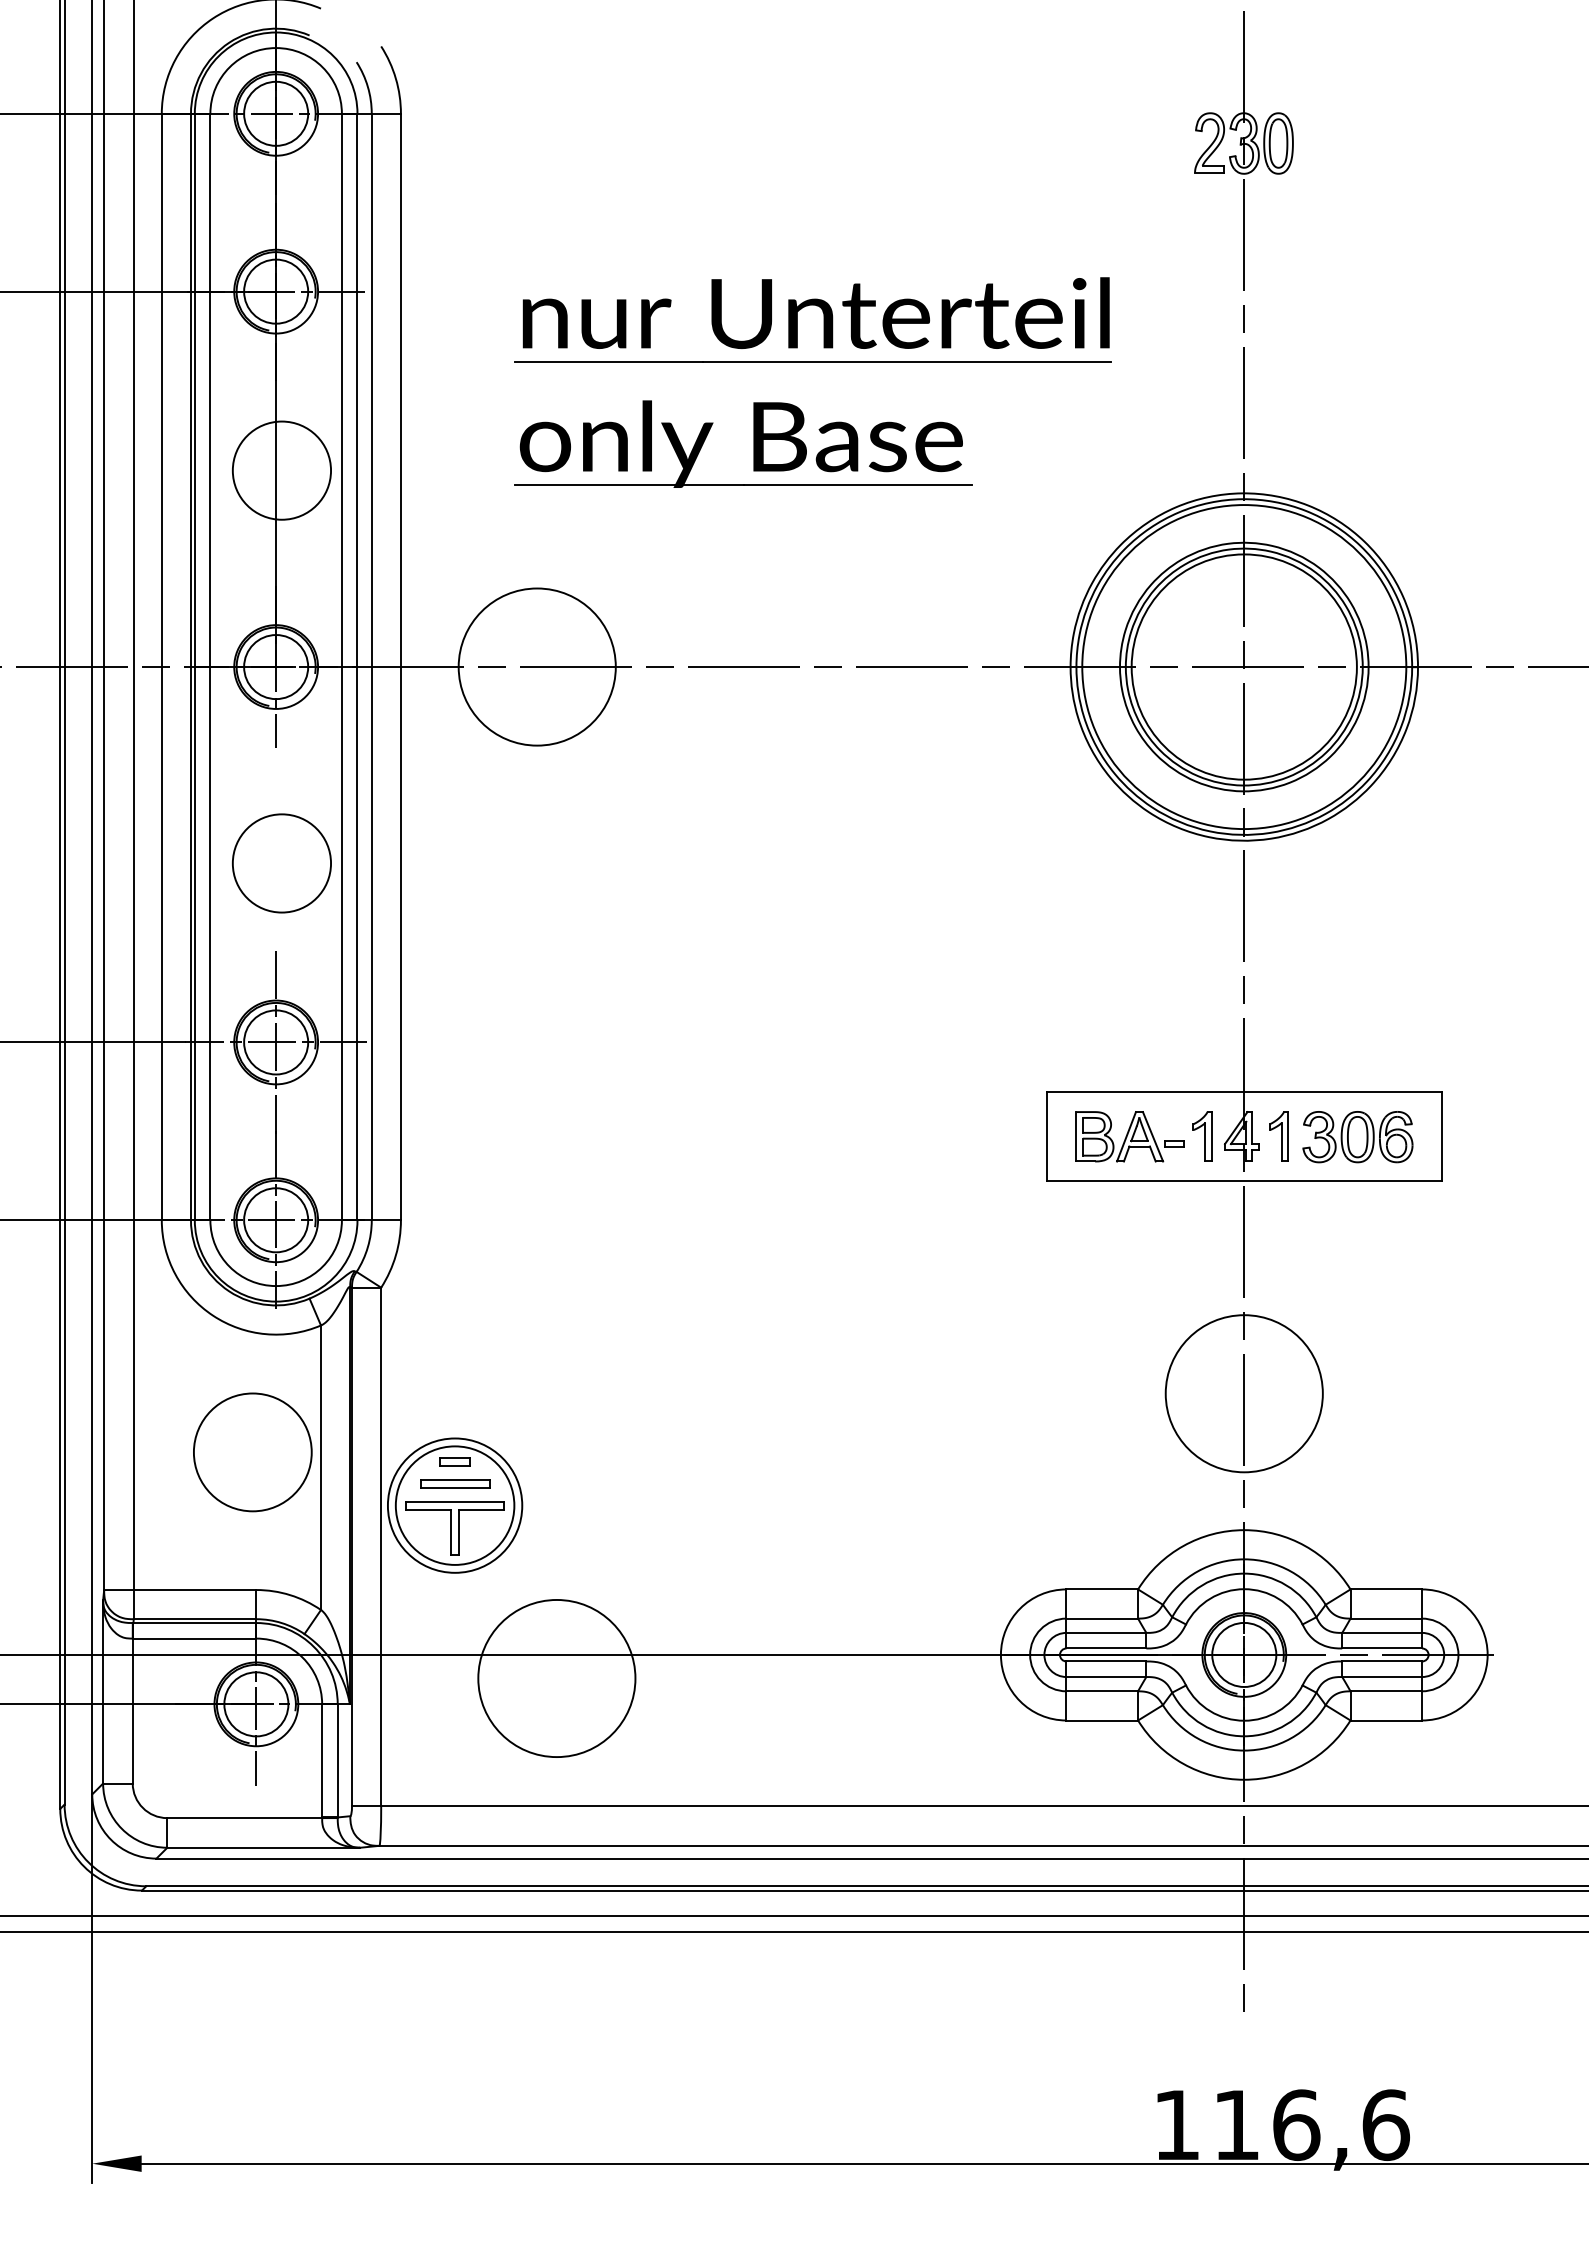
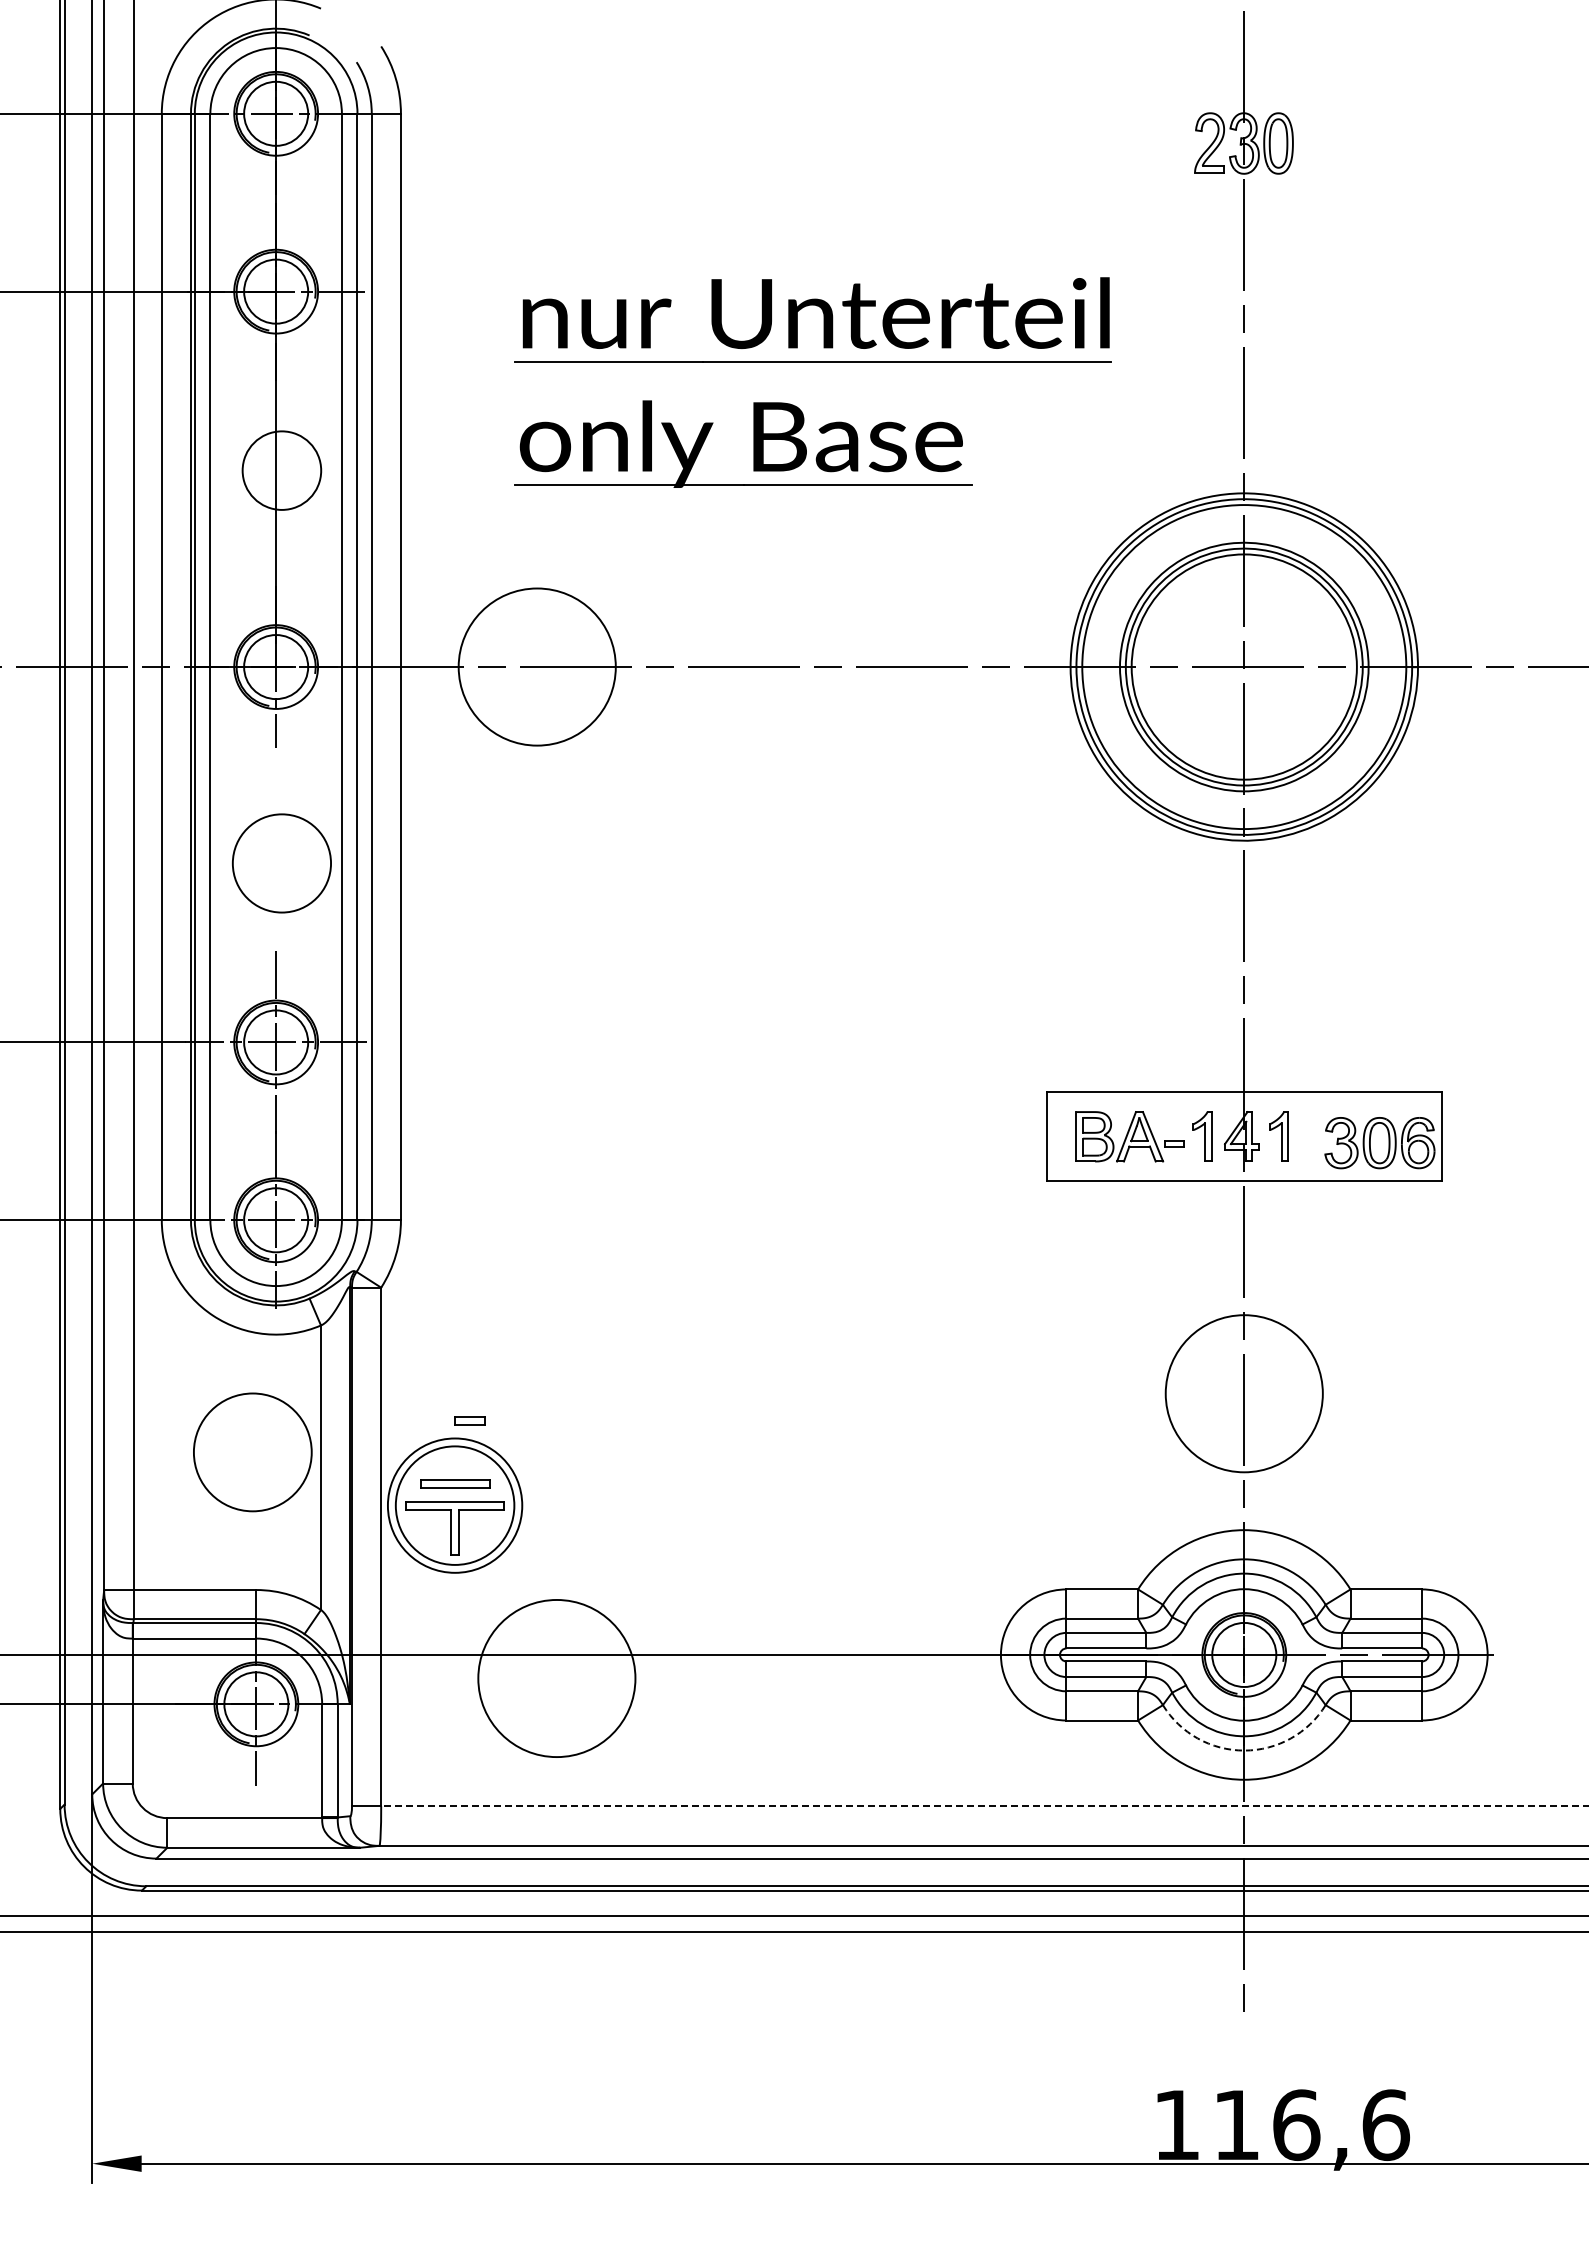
circle diameter: 98 px -> 79 px (281, 470)
part position: (1357, 1137) -> (1379, 1143) (1379, 1143)
part position: (454, 1461) -> (469, 1420) (469, 1420)
arc: solid -> dashed (1244, 1750)
line: solid -> dashed (984, 1806)
